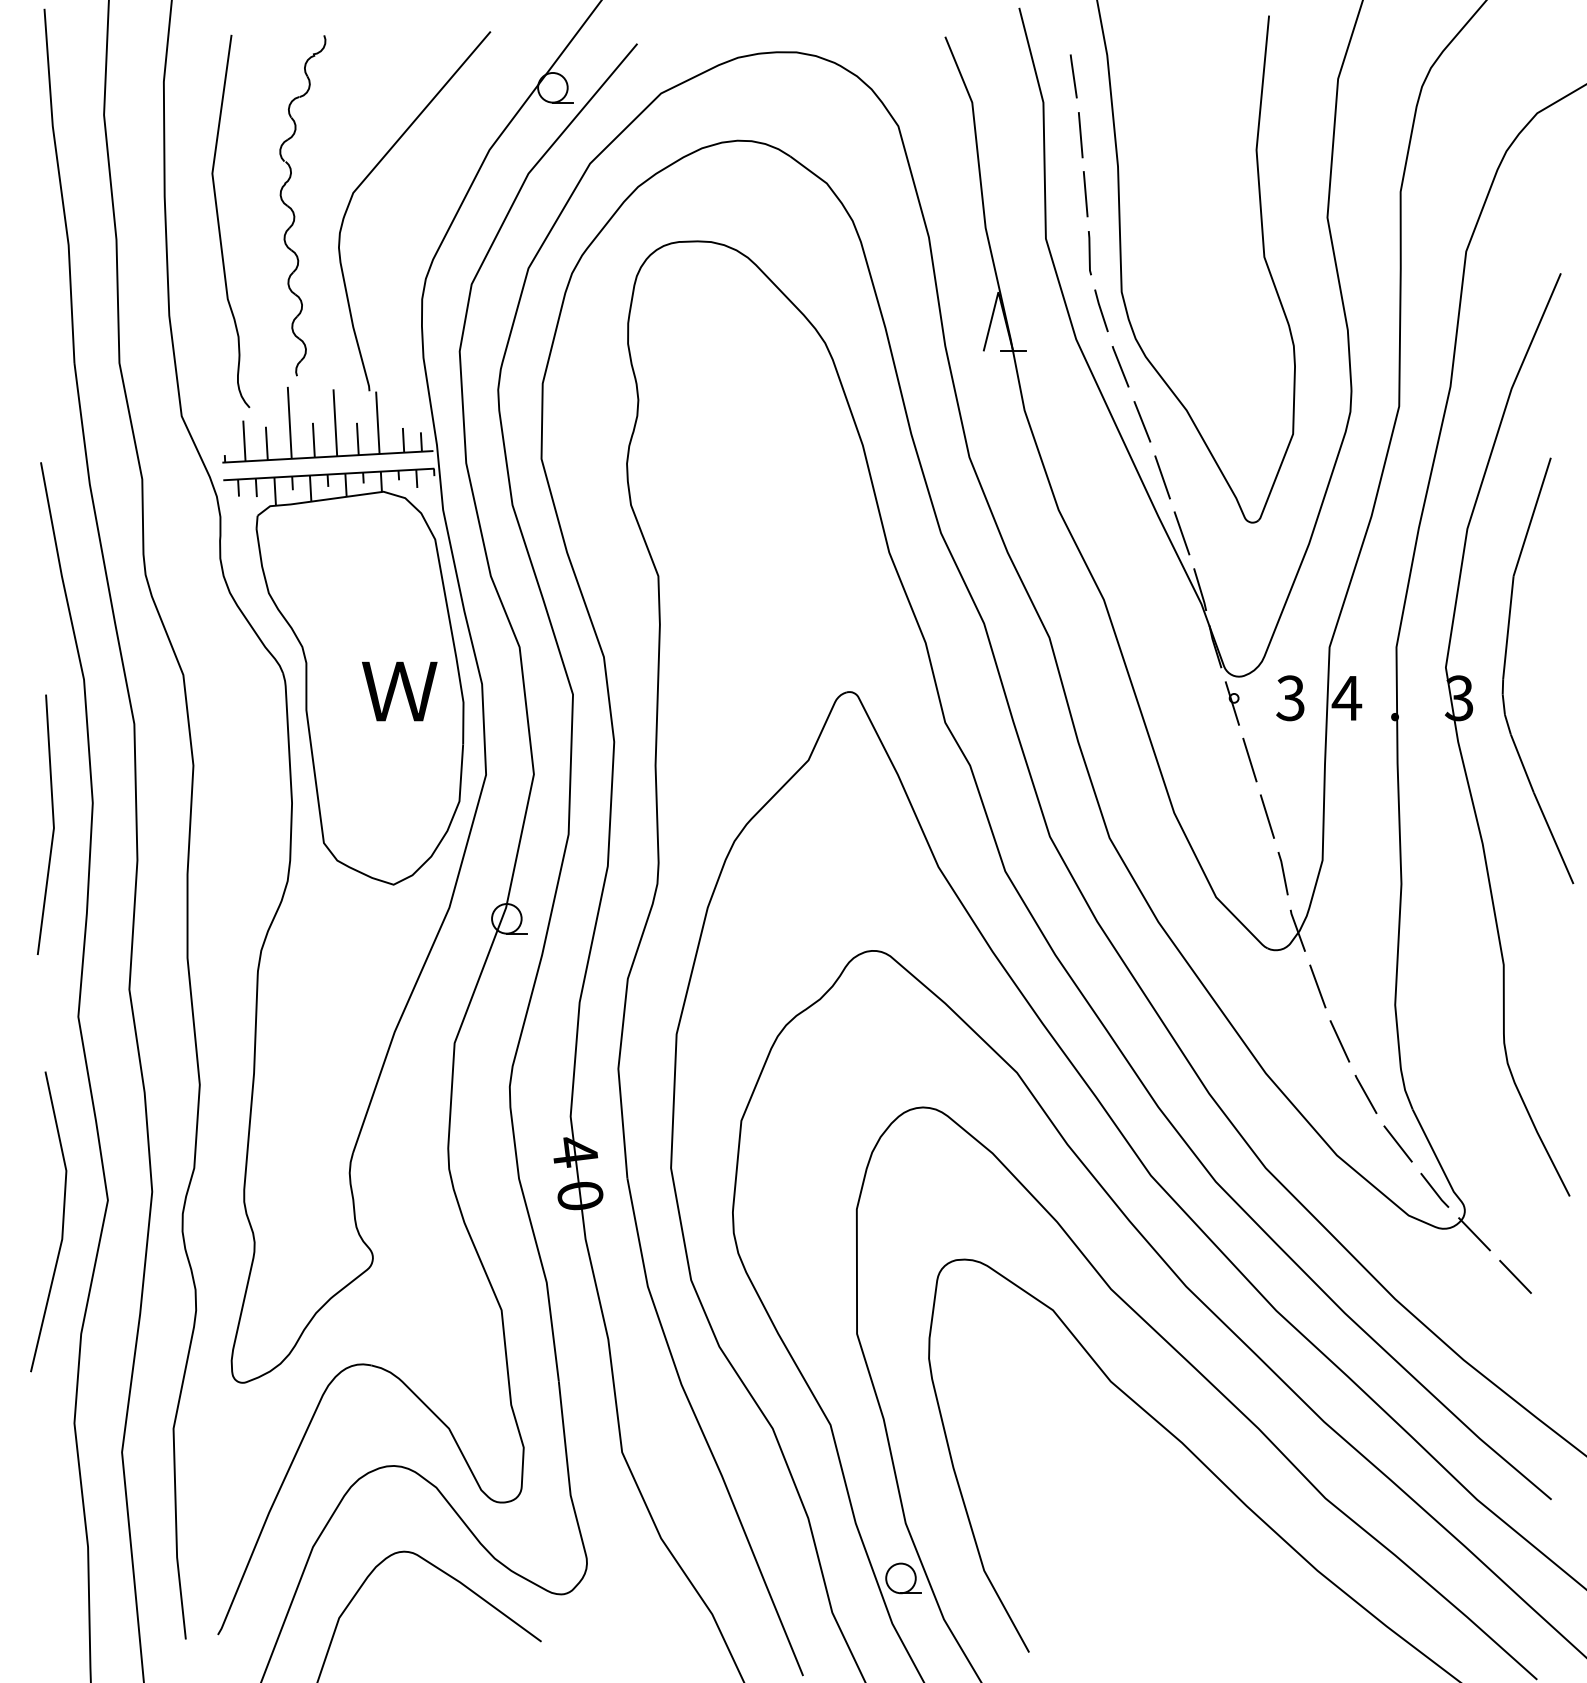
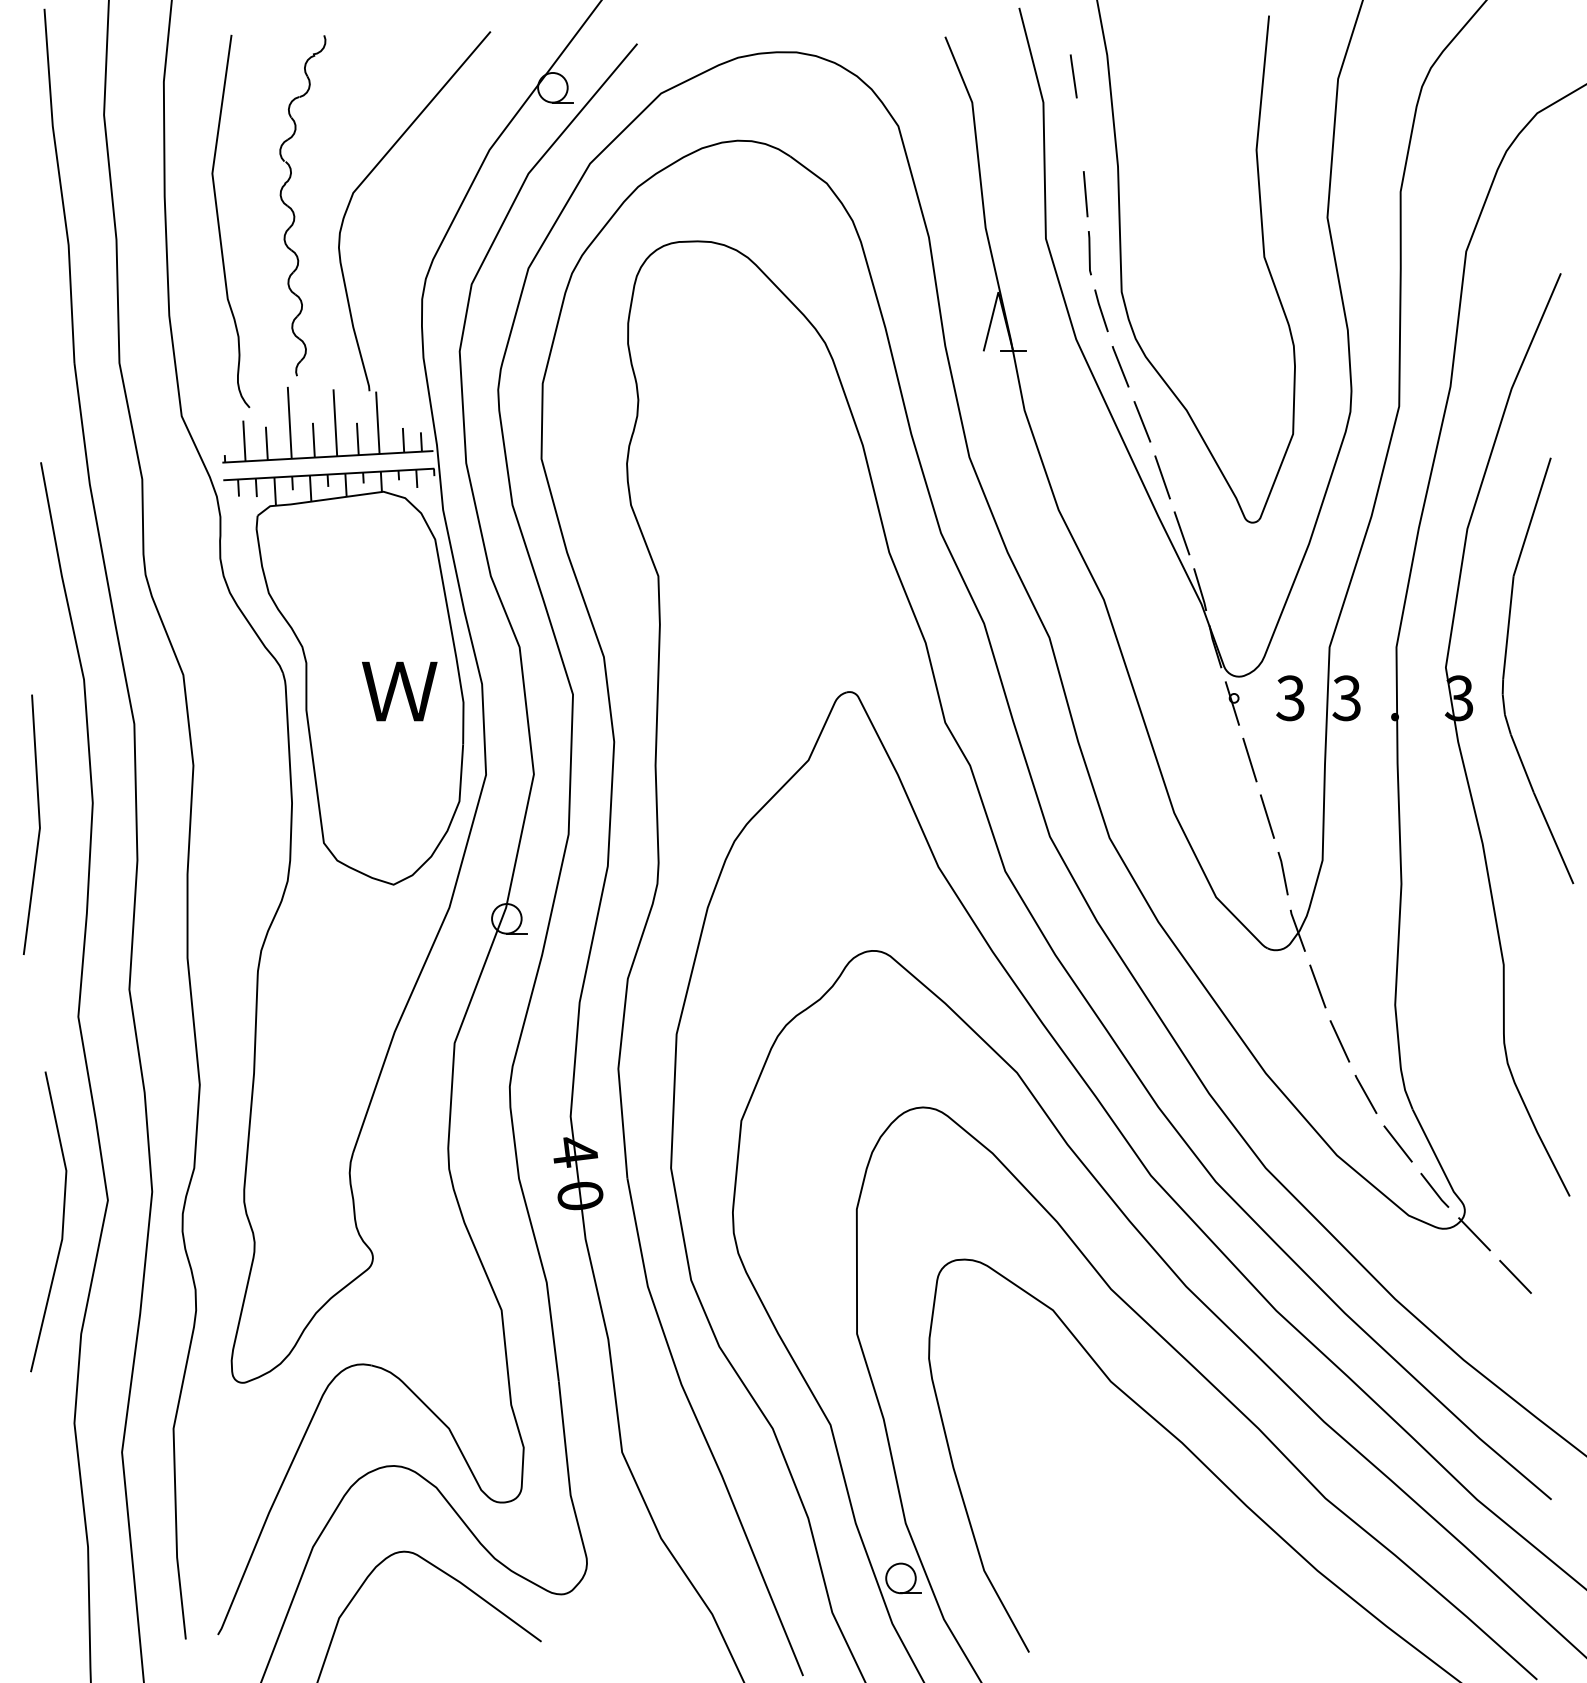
line: present -> none (1080, 135)
text: 4 -> 3 (1346, 698)
line position: (52, 824) -> (38, 824) (38, 824)
